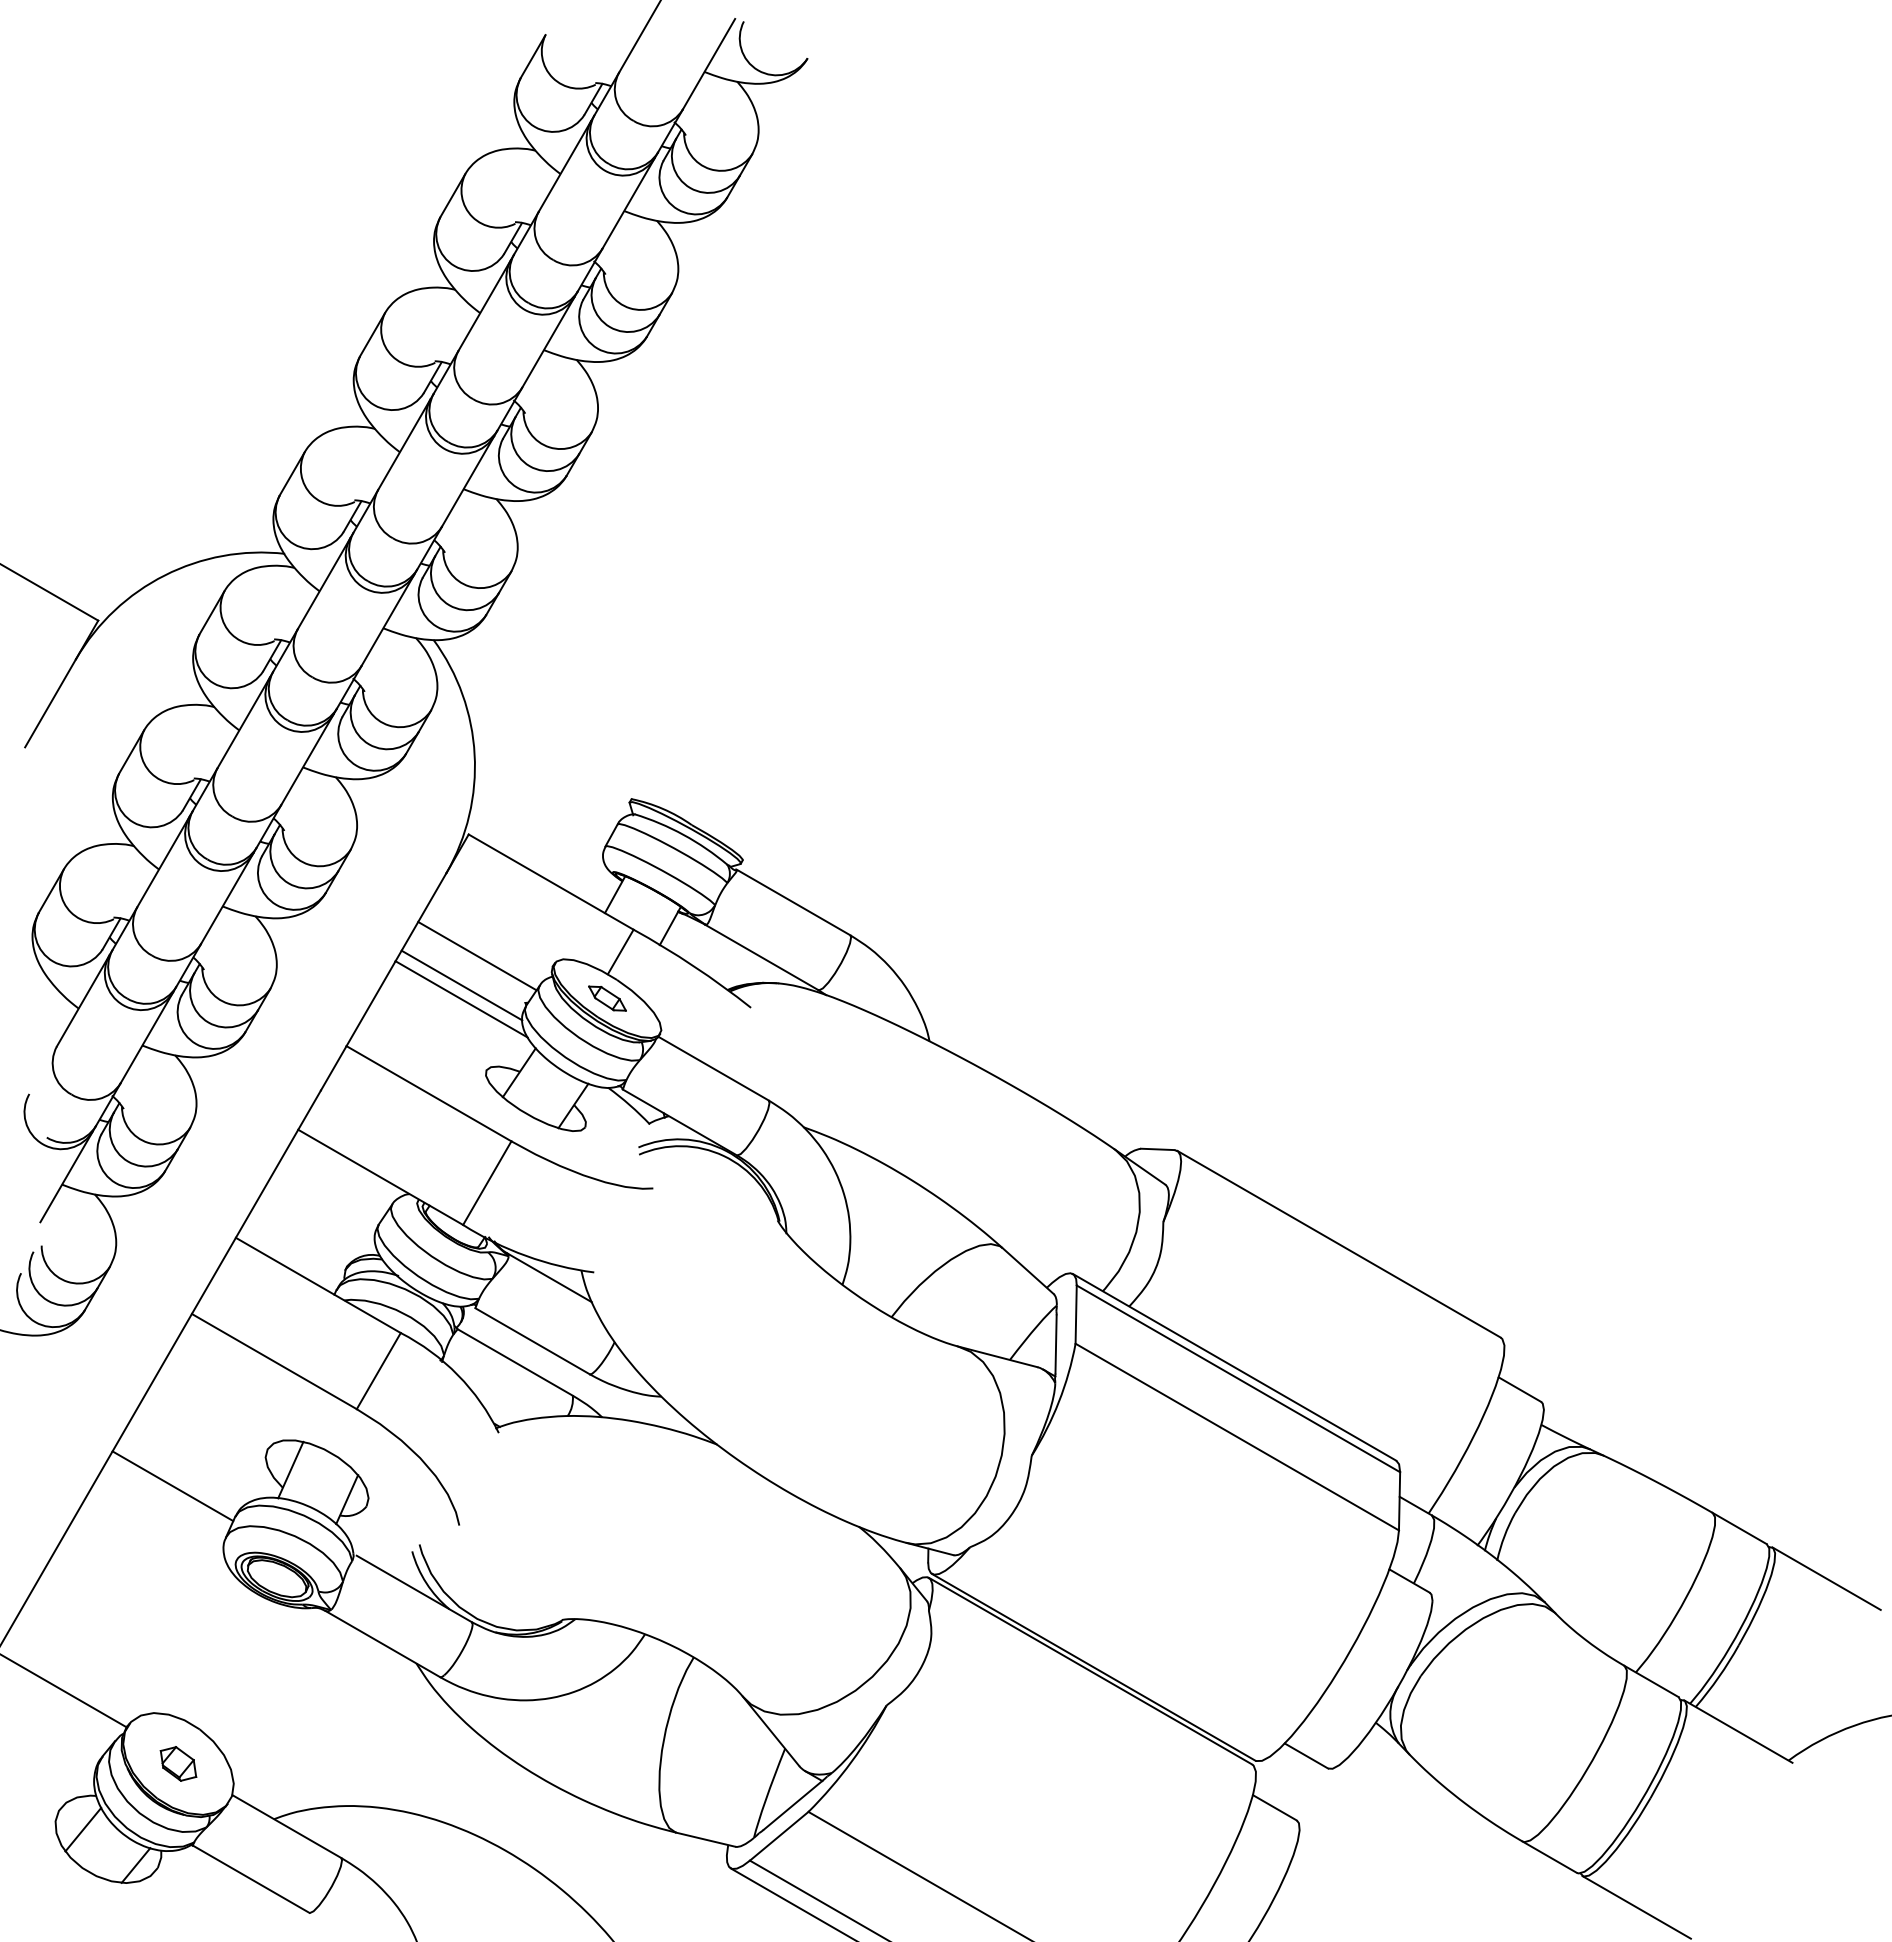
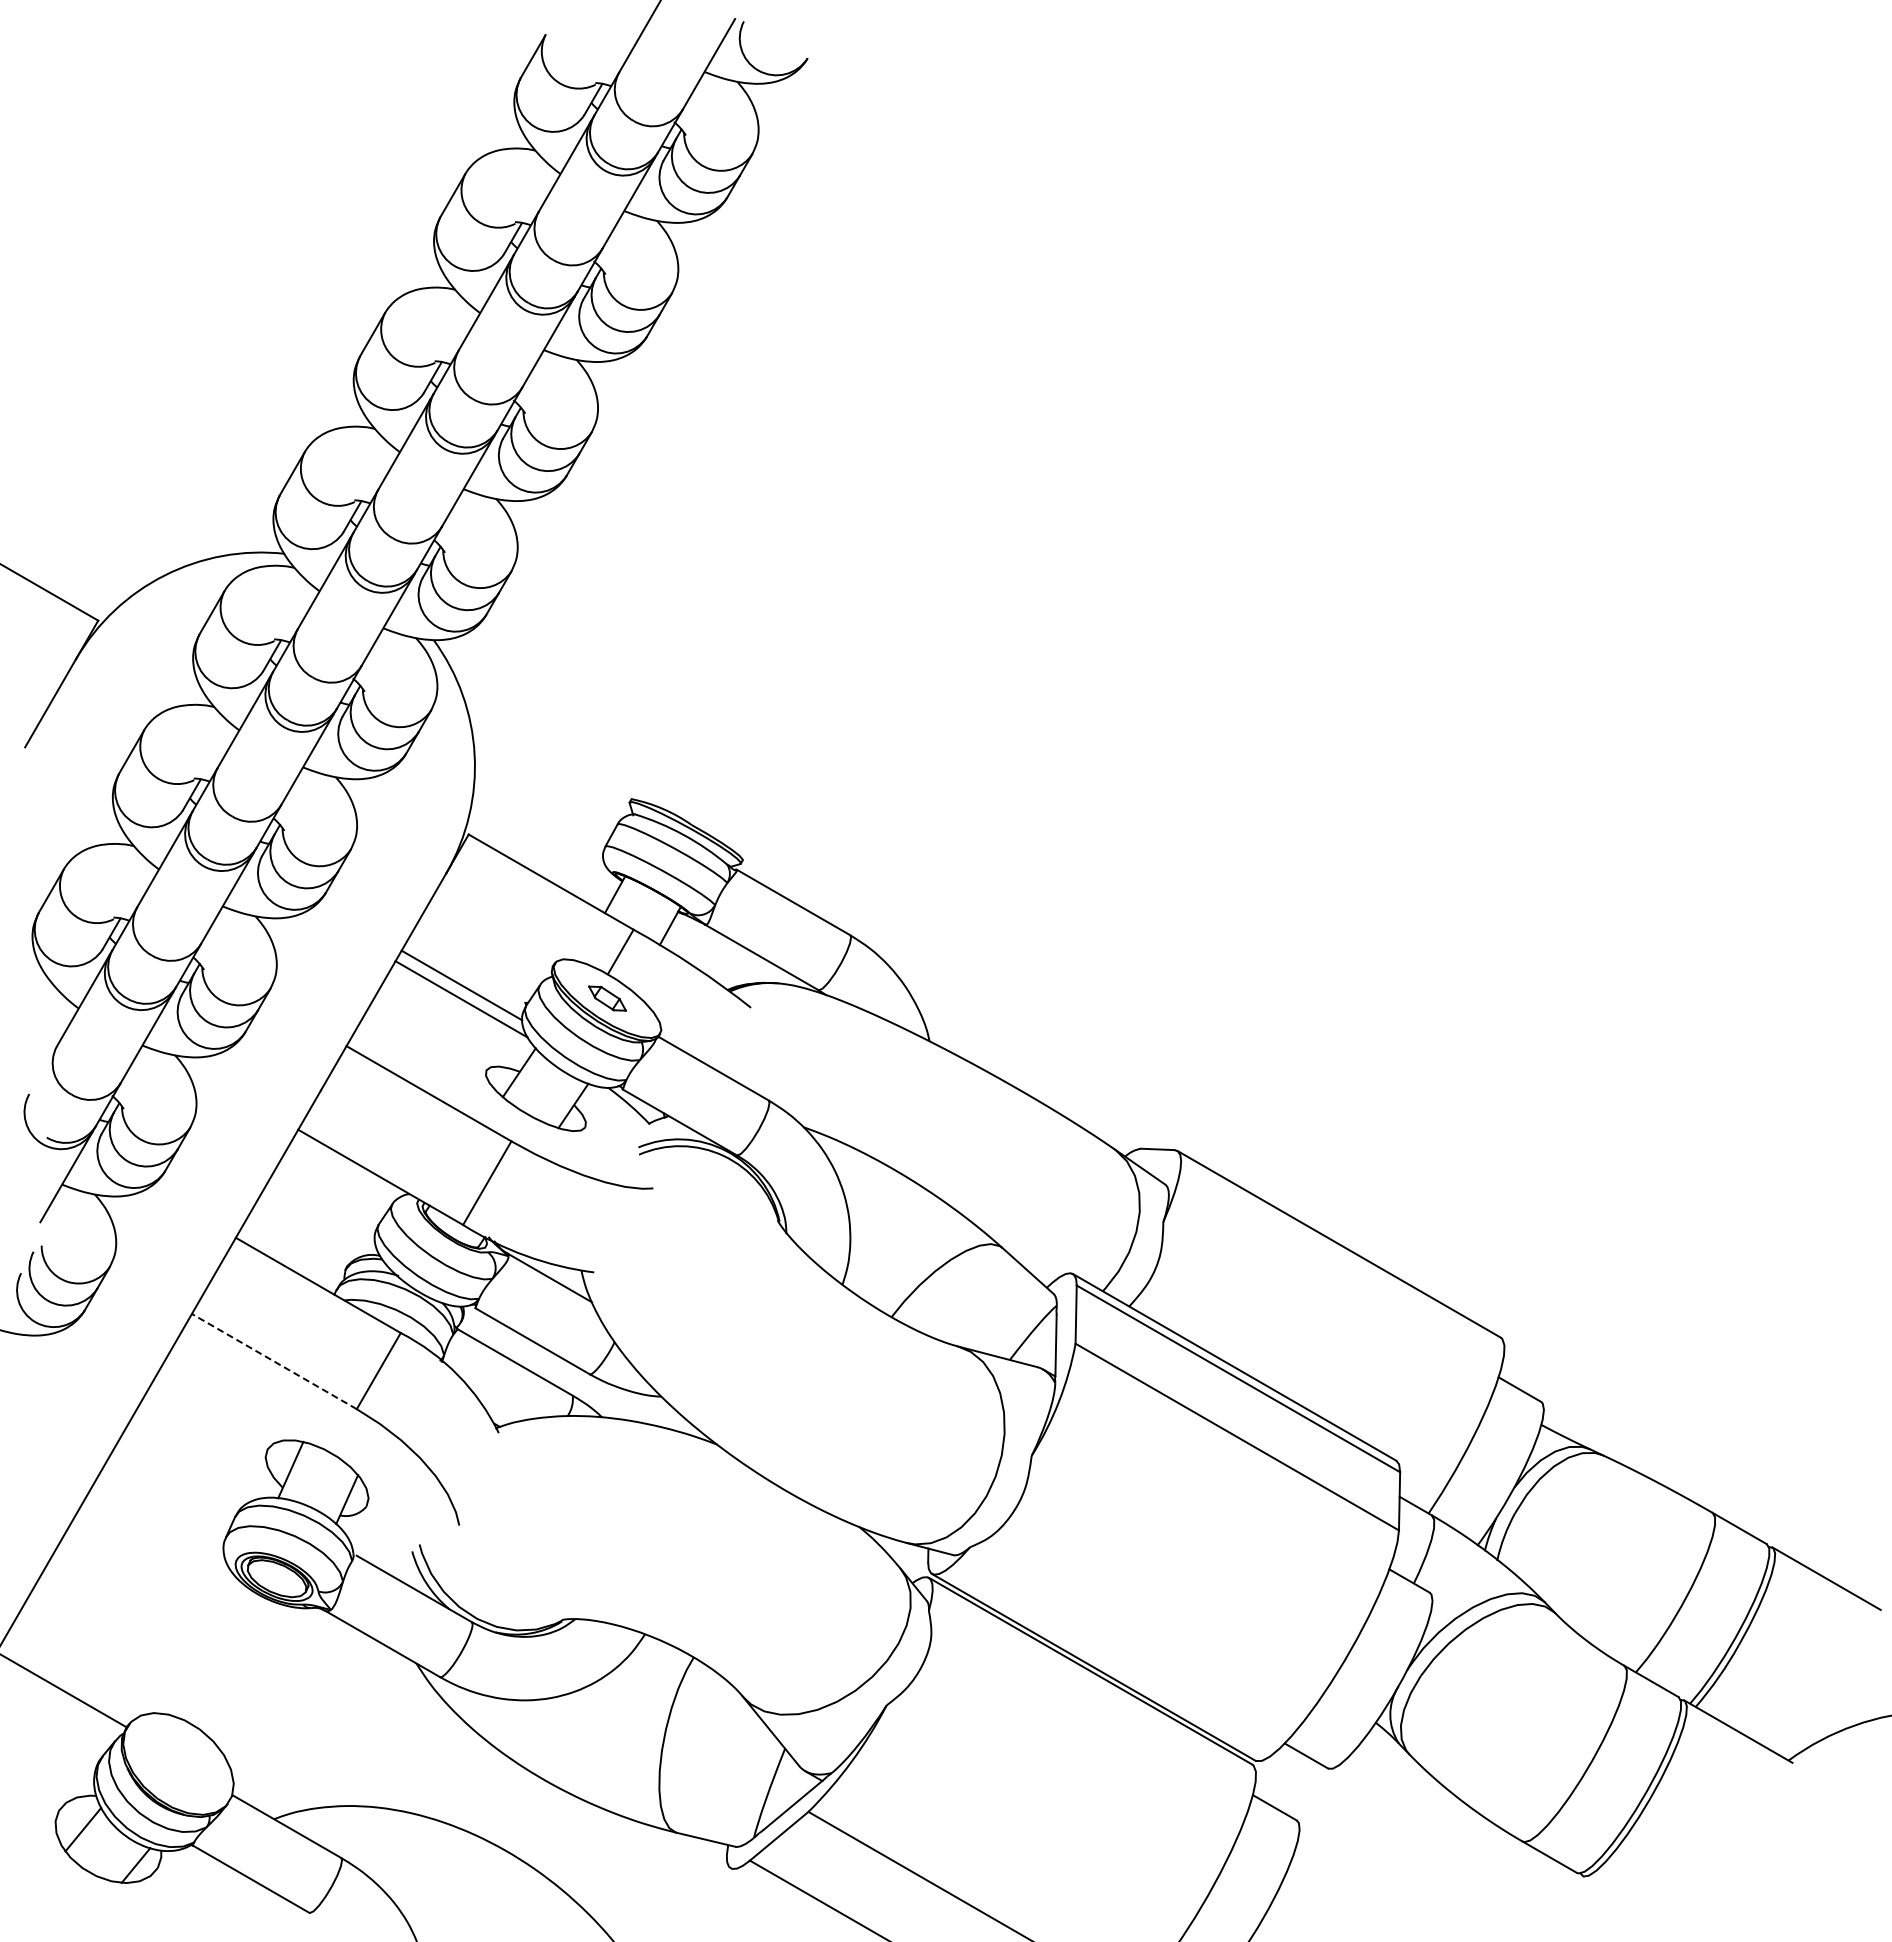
line: present -> none (477, 955)
line: solid -> dashed (273, 1361)
line: present -> none (172, 1486)
part: present -> none (178, 1763)
line: present -> none (791, 1903)
line: present -> none (1636, 1907)
